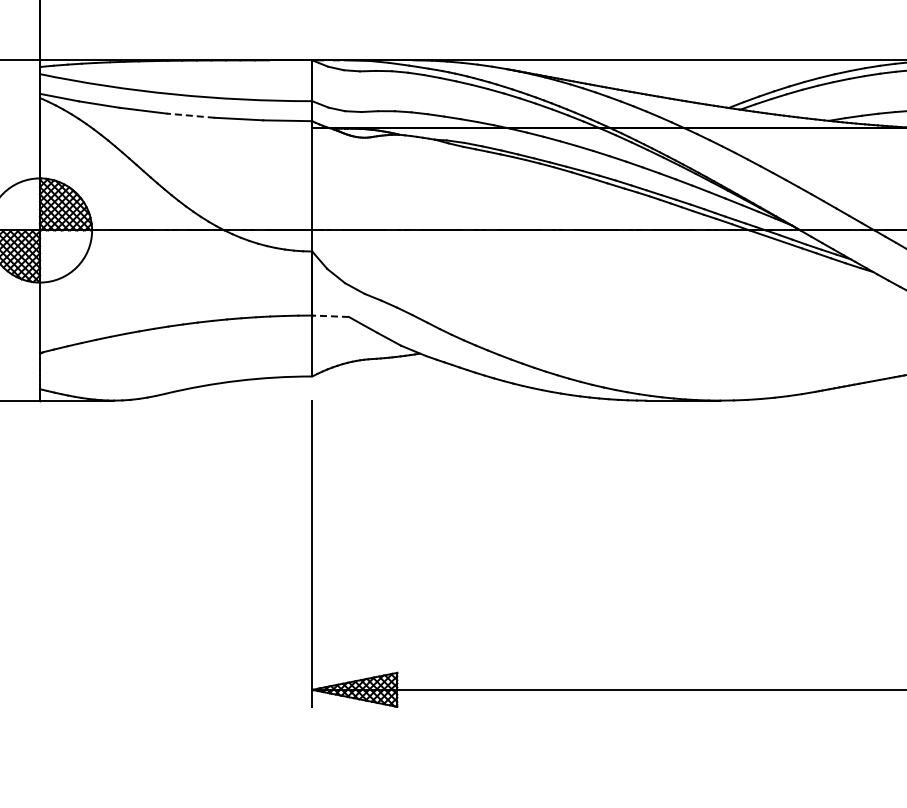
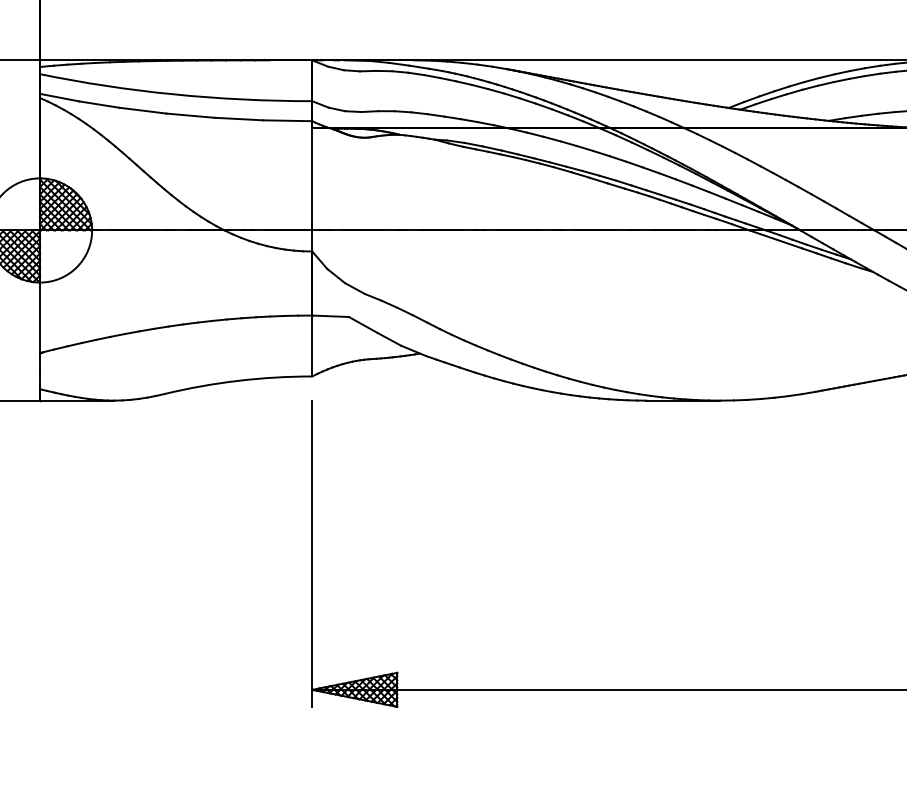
line: dashed -> solid (190, 115)
line: dashed -> solid (330, 316)
